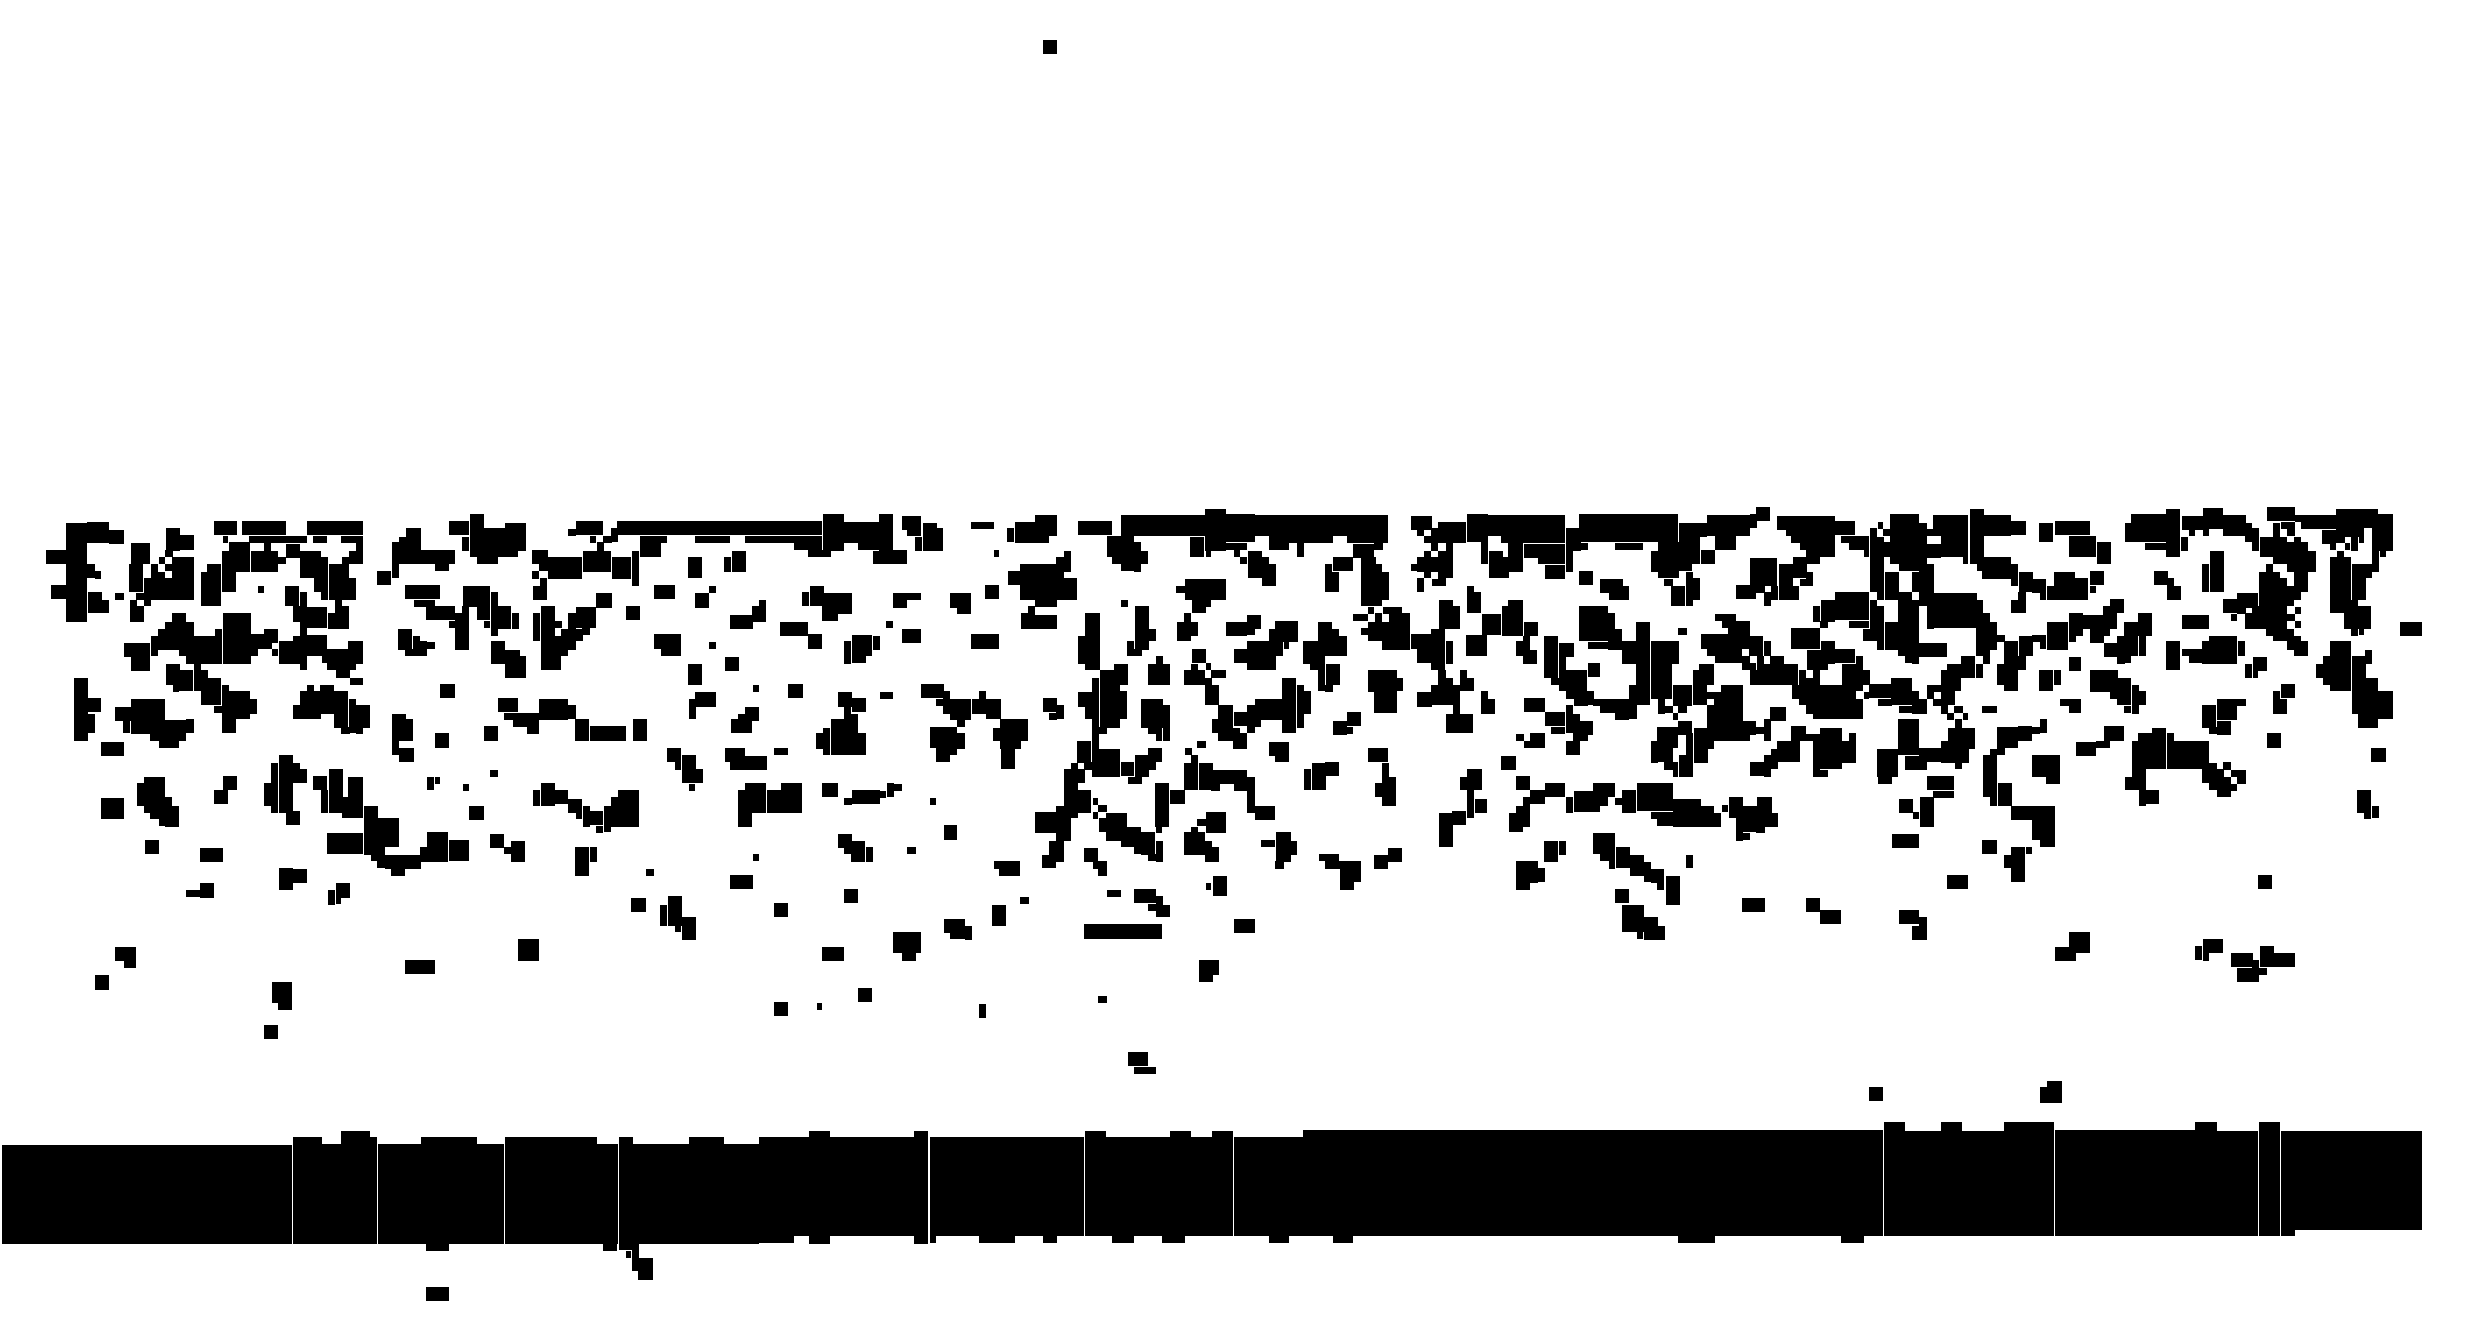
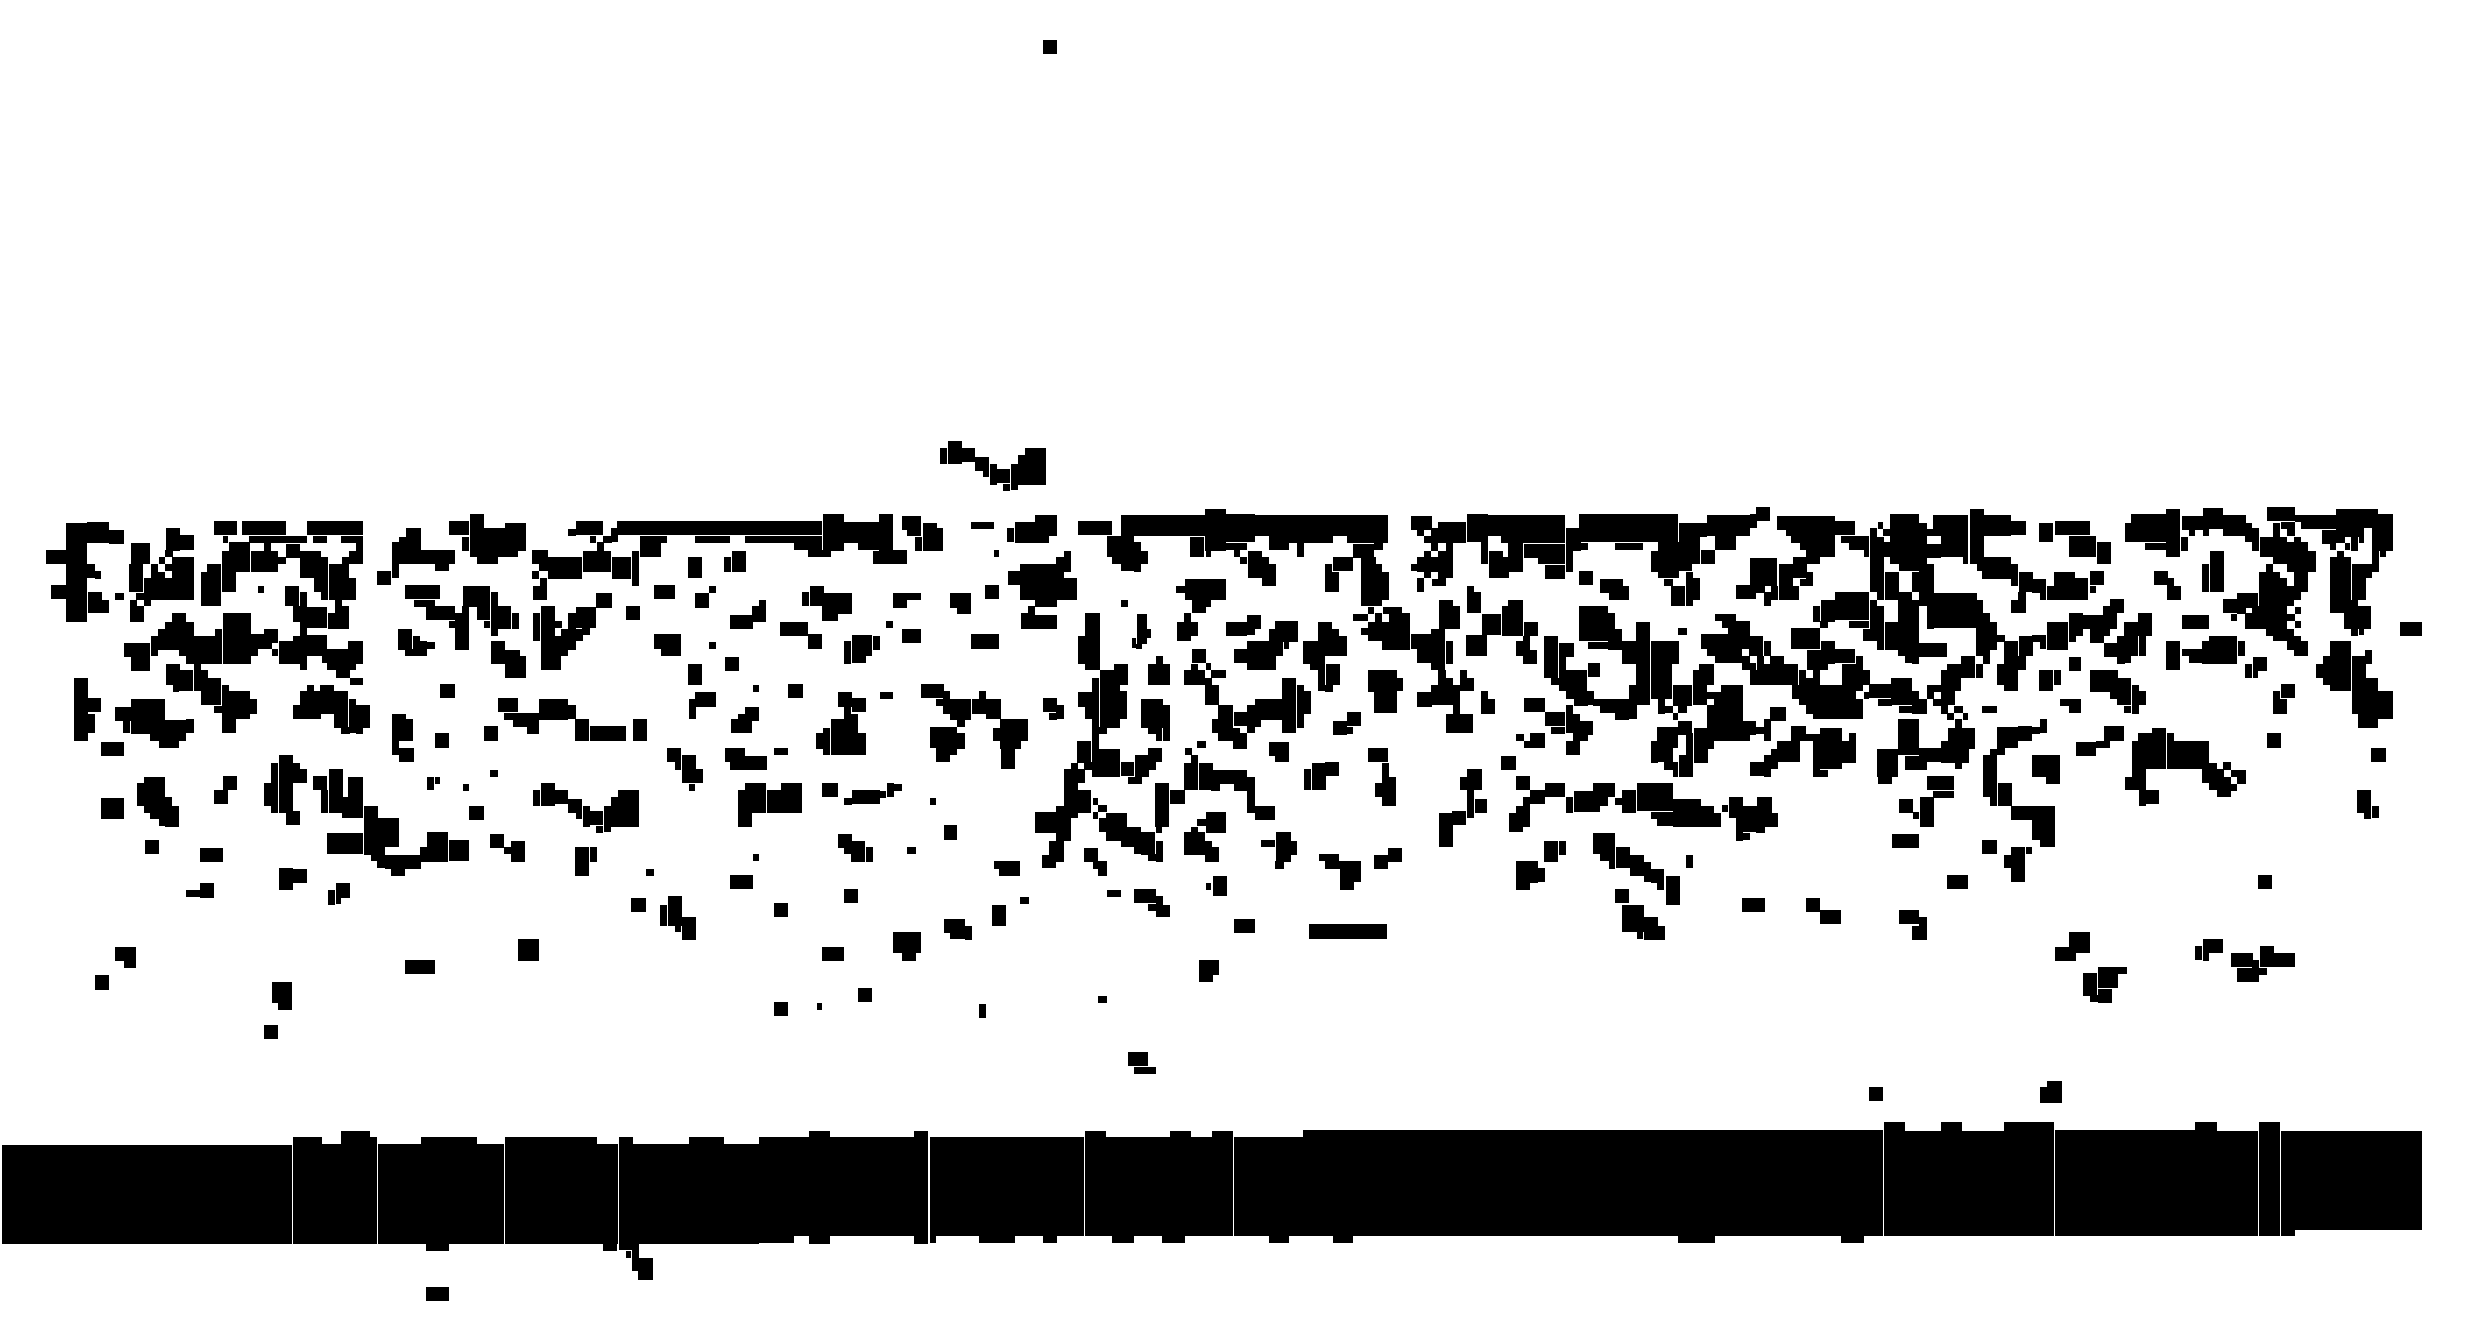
part: none -> present (992, 465)
part size: 29x50 px -> 19x35 px (1141, 631)
part position: (2223, 716) -> (2104, 984) (2104, 984)
line position: (1122, 931) -> (1347, 931) (1347, 931)
